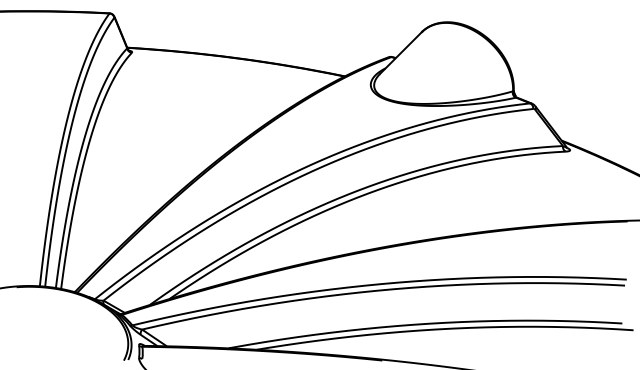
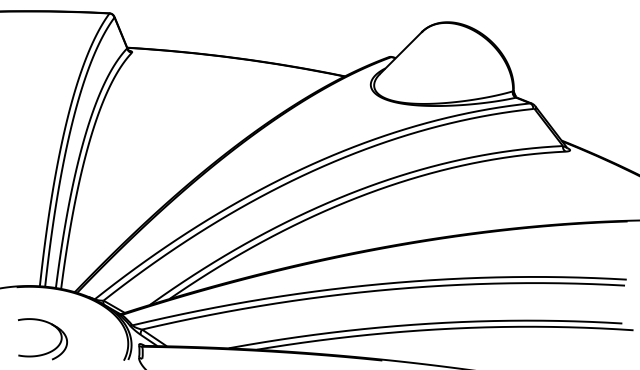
part: none -> present (48, 351)
